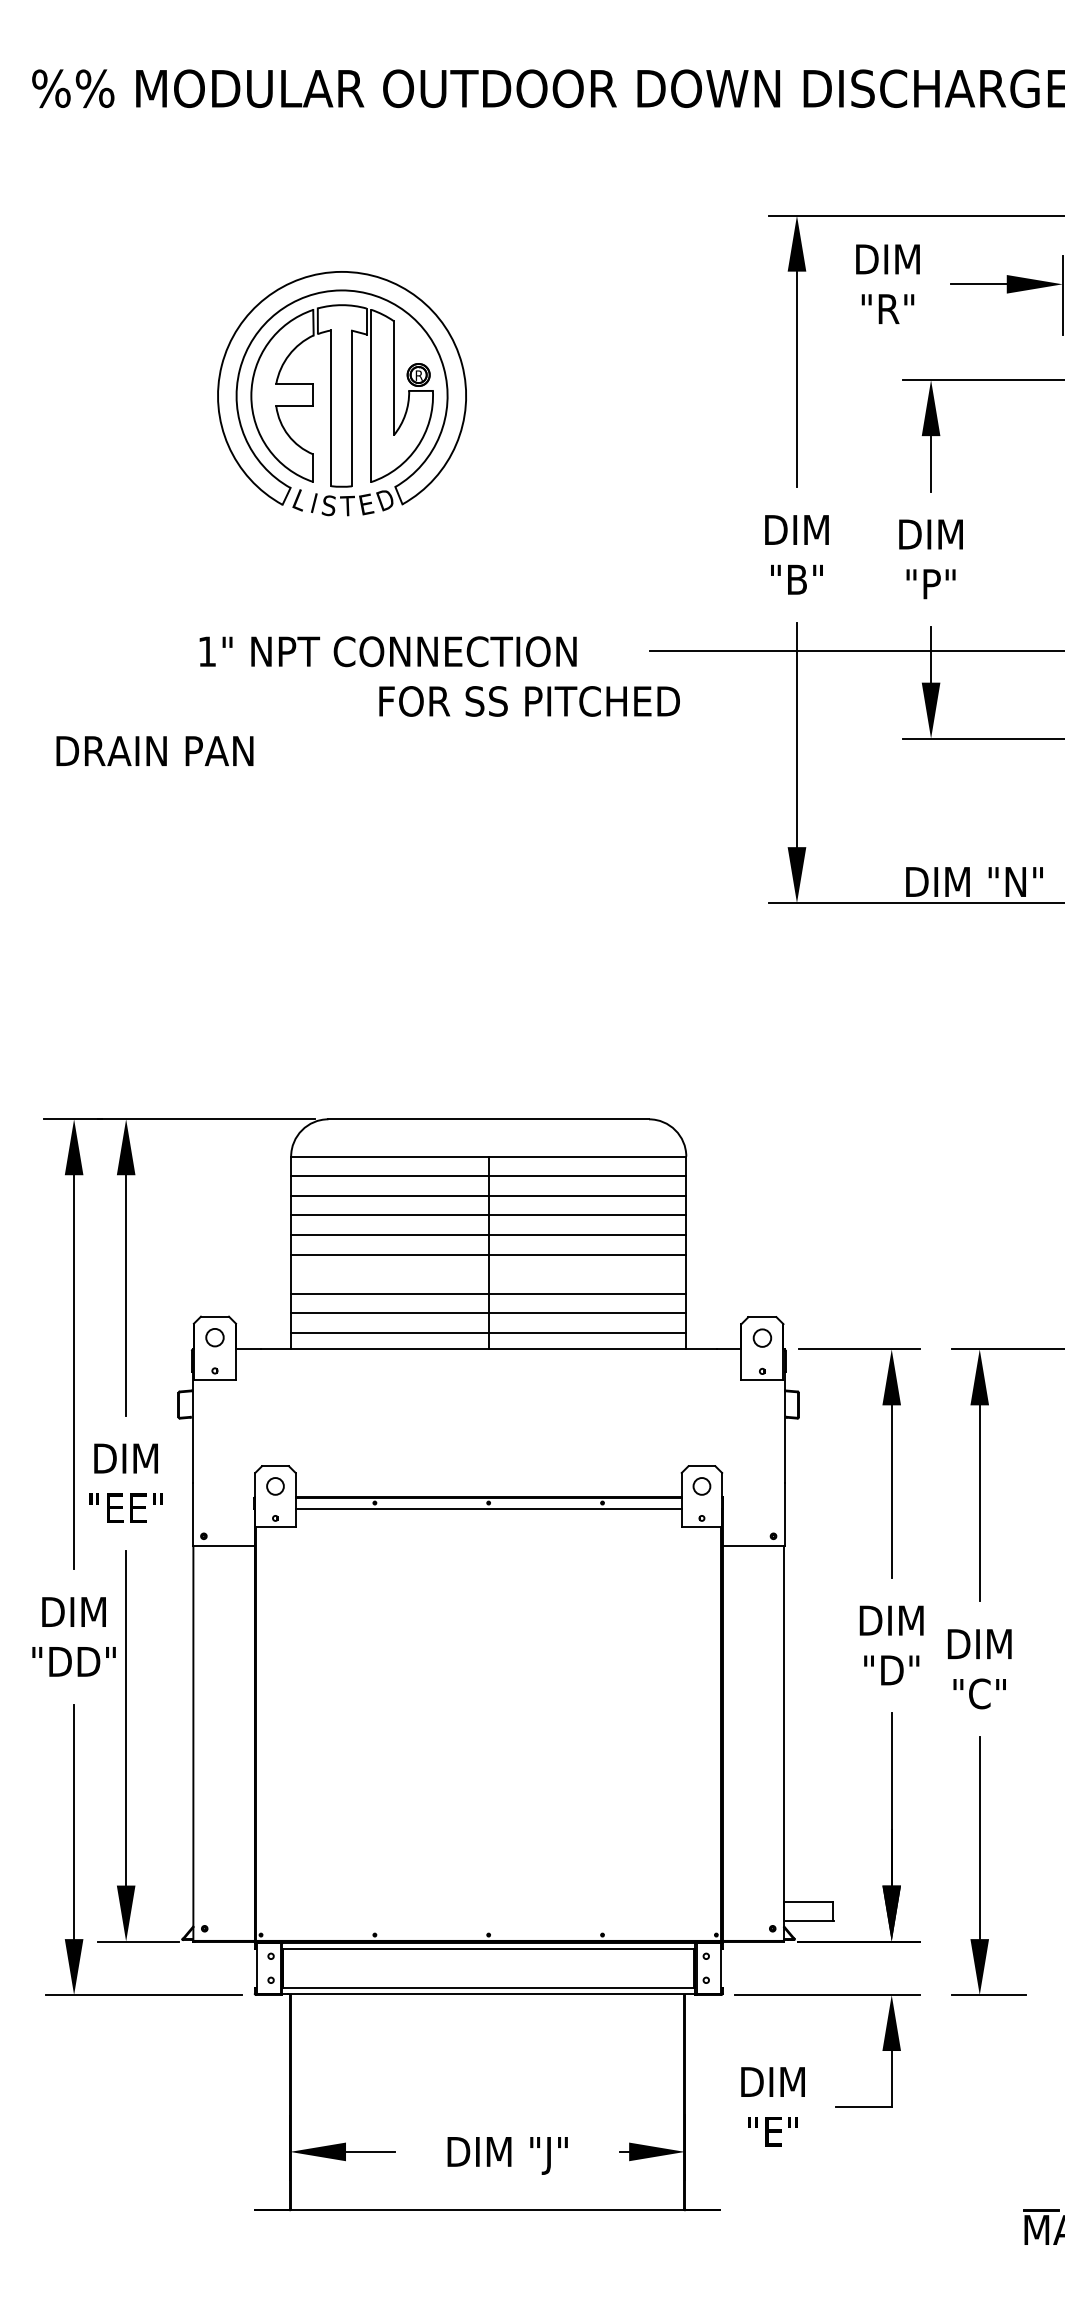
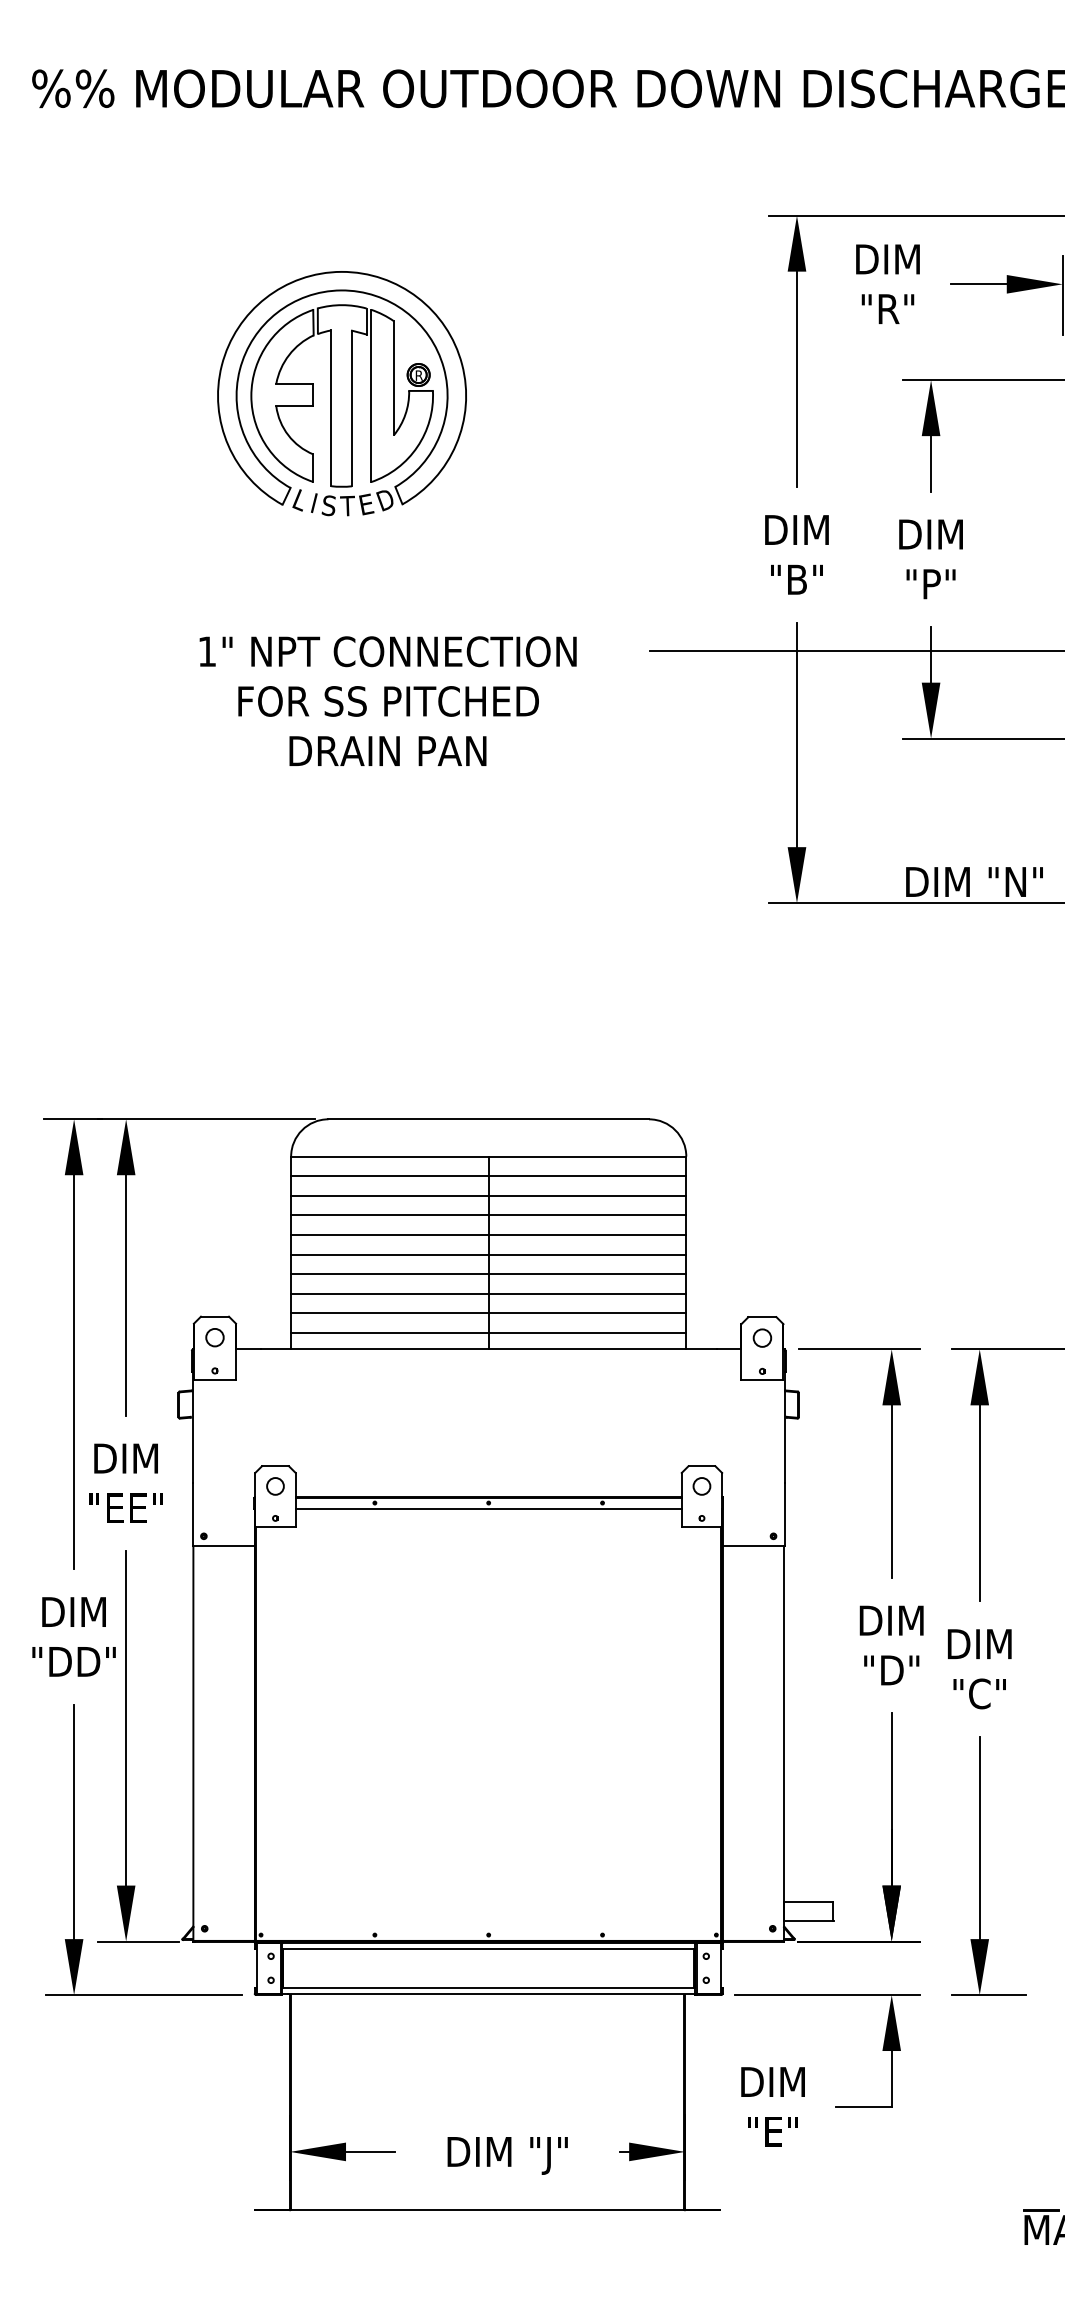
text position: (529, 701) -> (388, 701) (388, 701)
text position: (154, 750) -> (387, 750) (387, 750)
line: none -> present (488, 1274)
